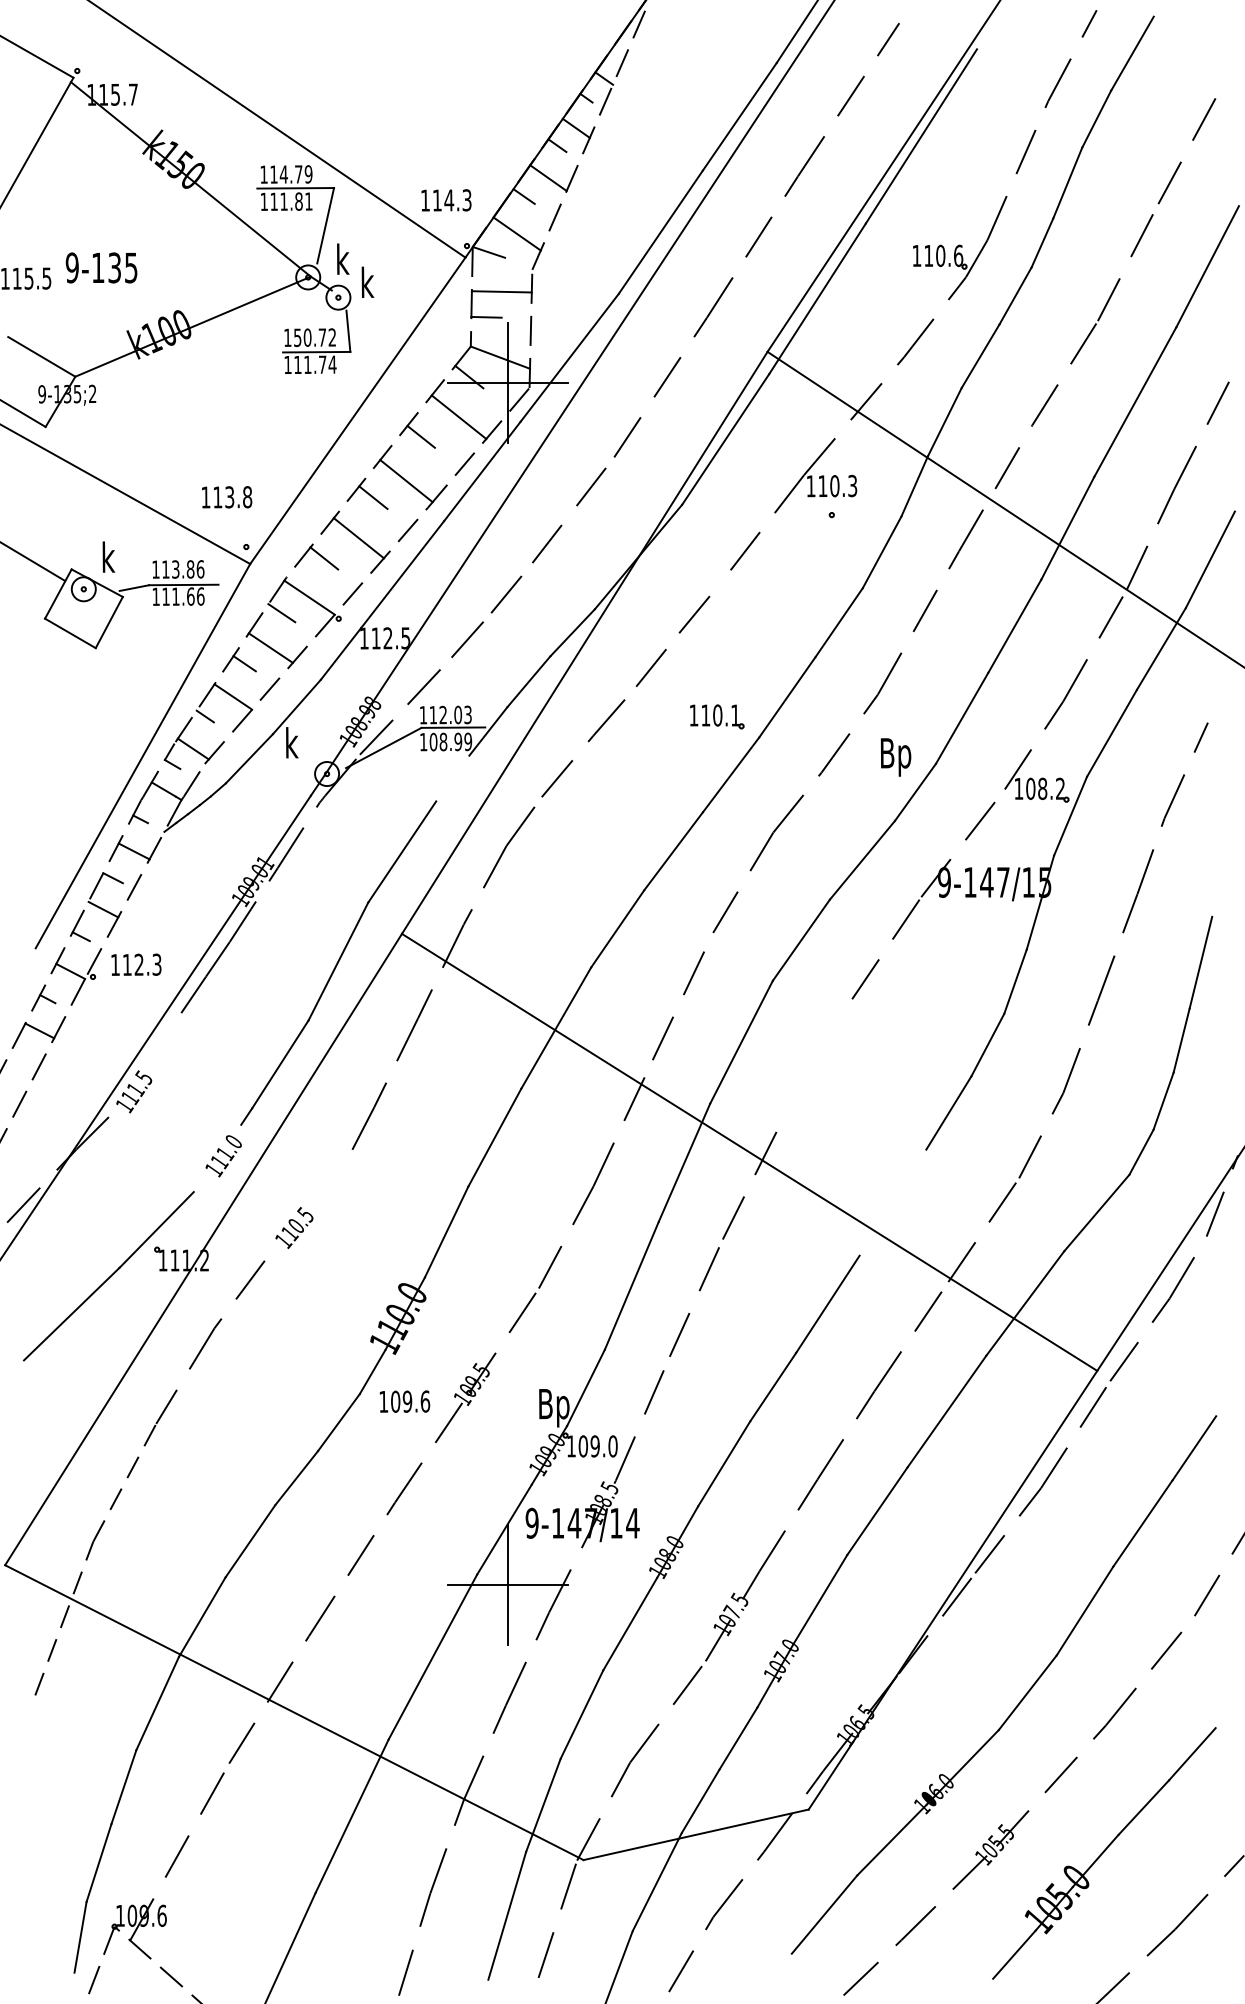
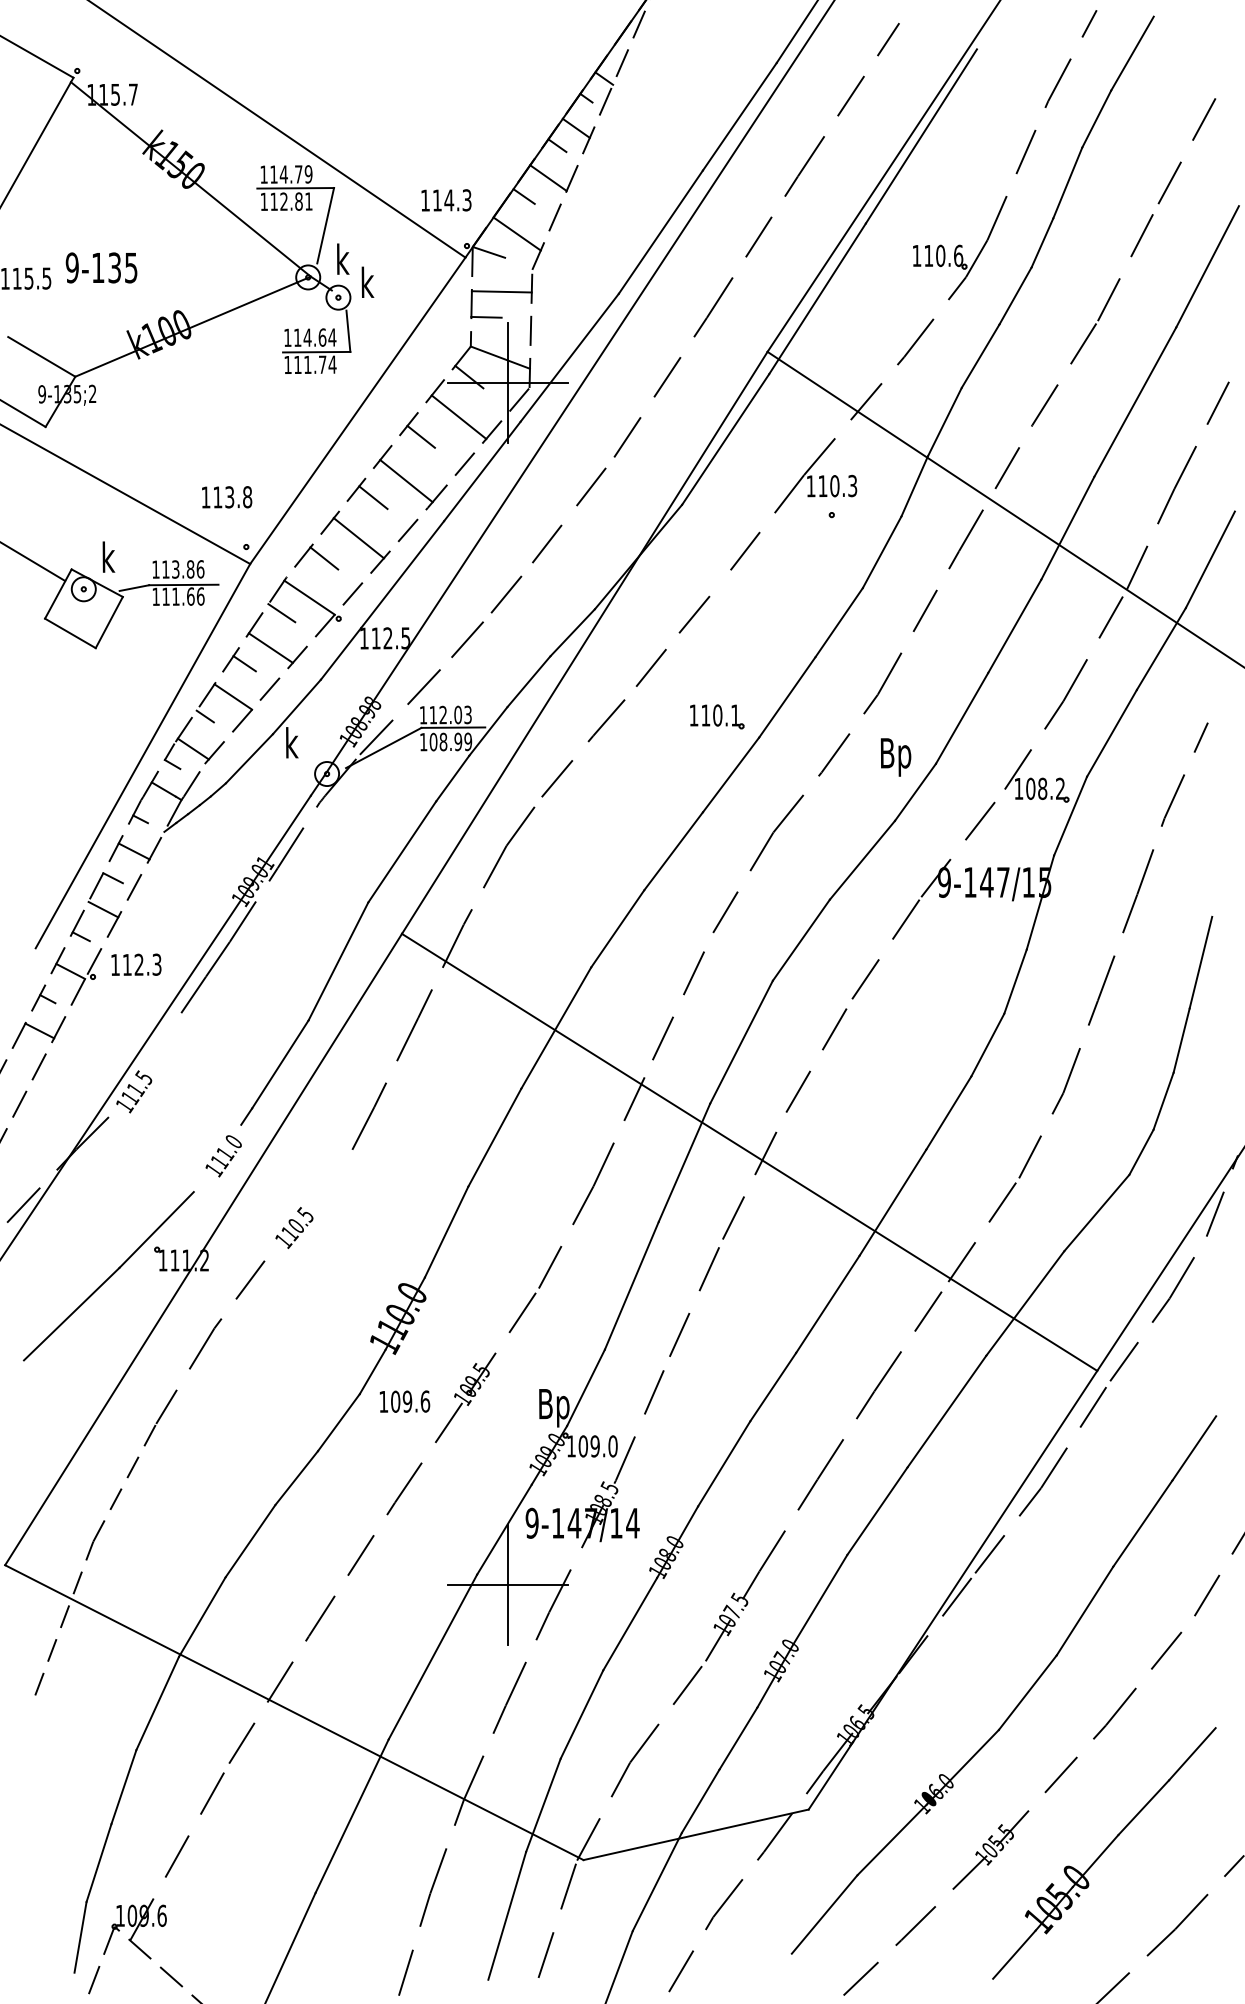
text: 111.81 -> 112.81 (283, 201)
text: 150.72 -> 114.64 (315, 337)
line: none -> present (452, 778)
line: none -> present (822, 1050)
line: none -> present (892, 1202)
